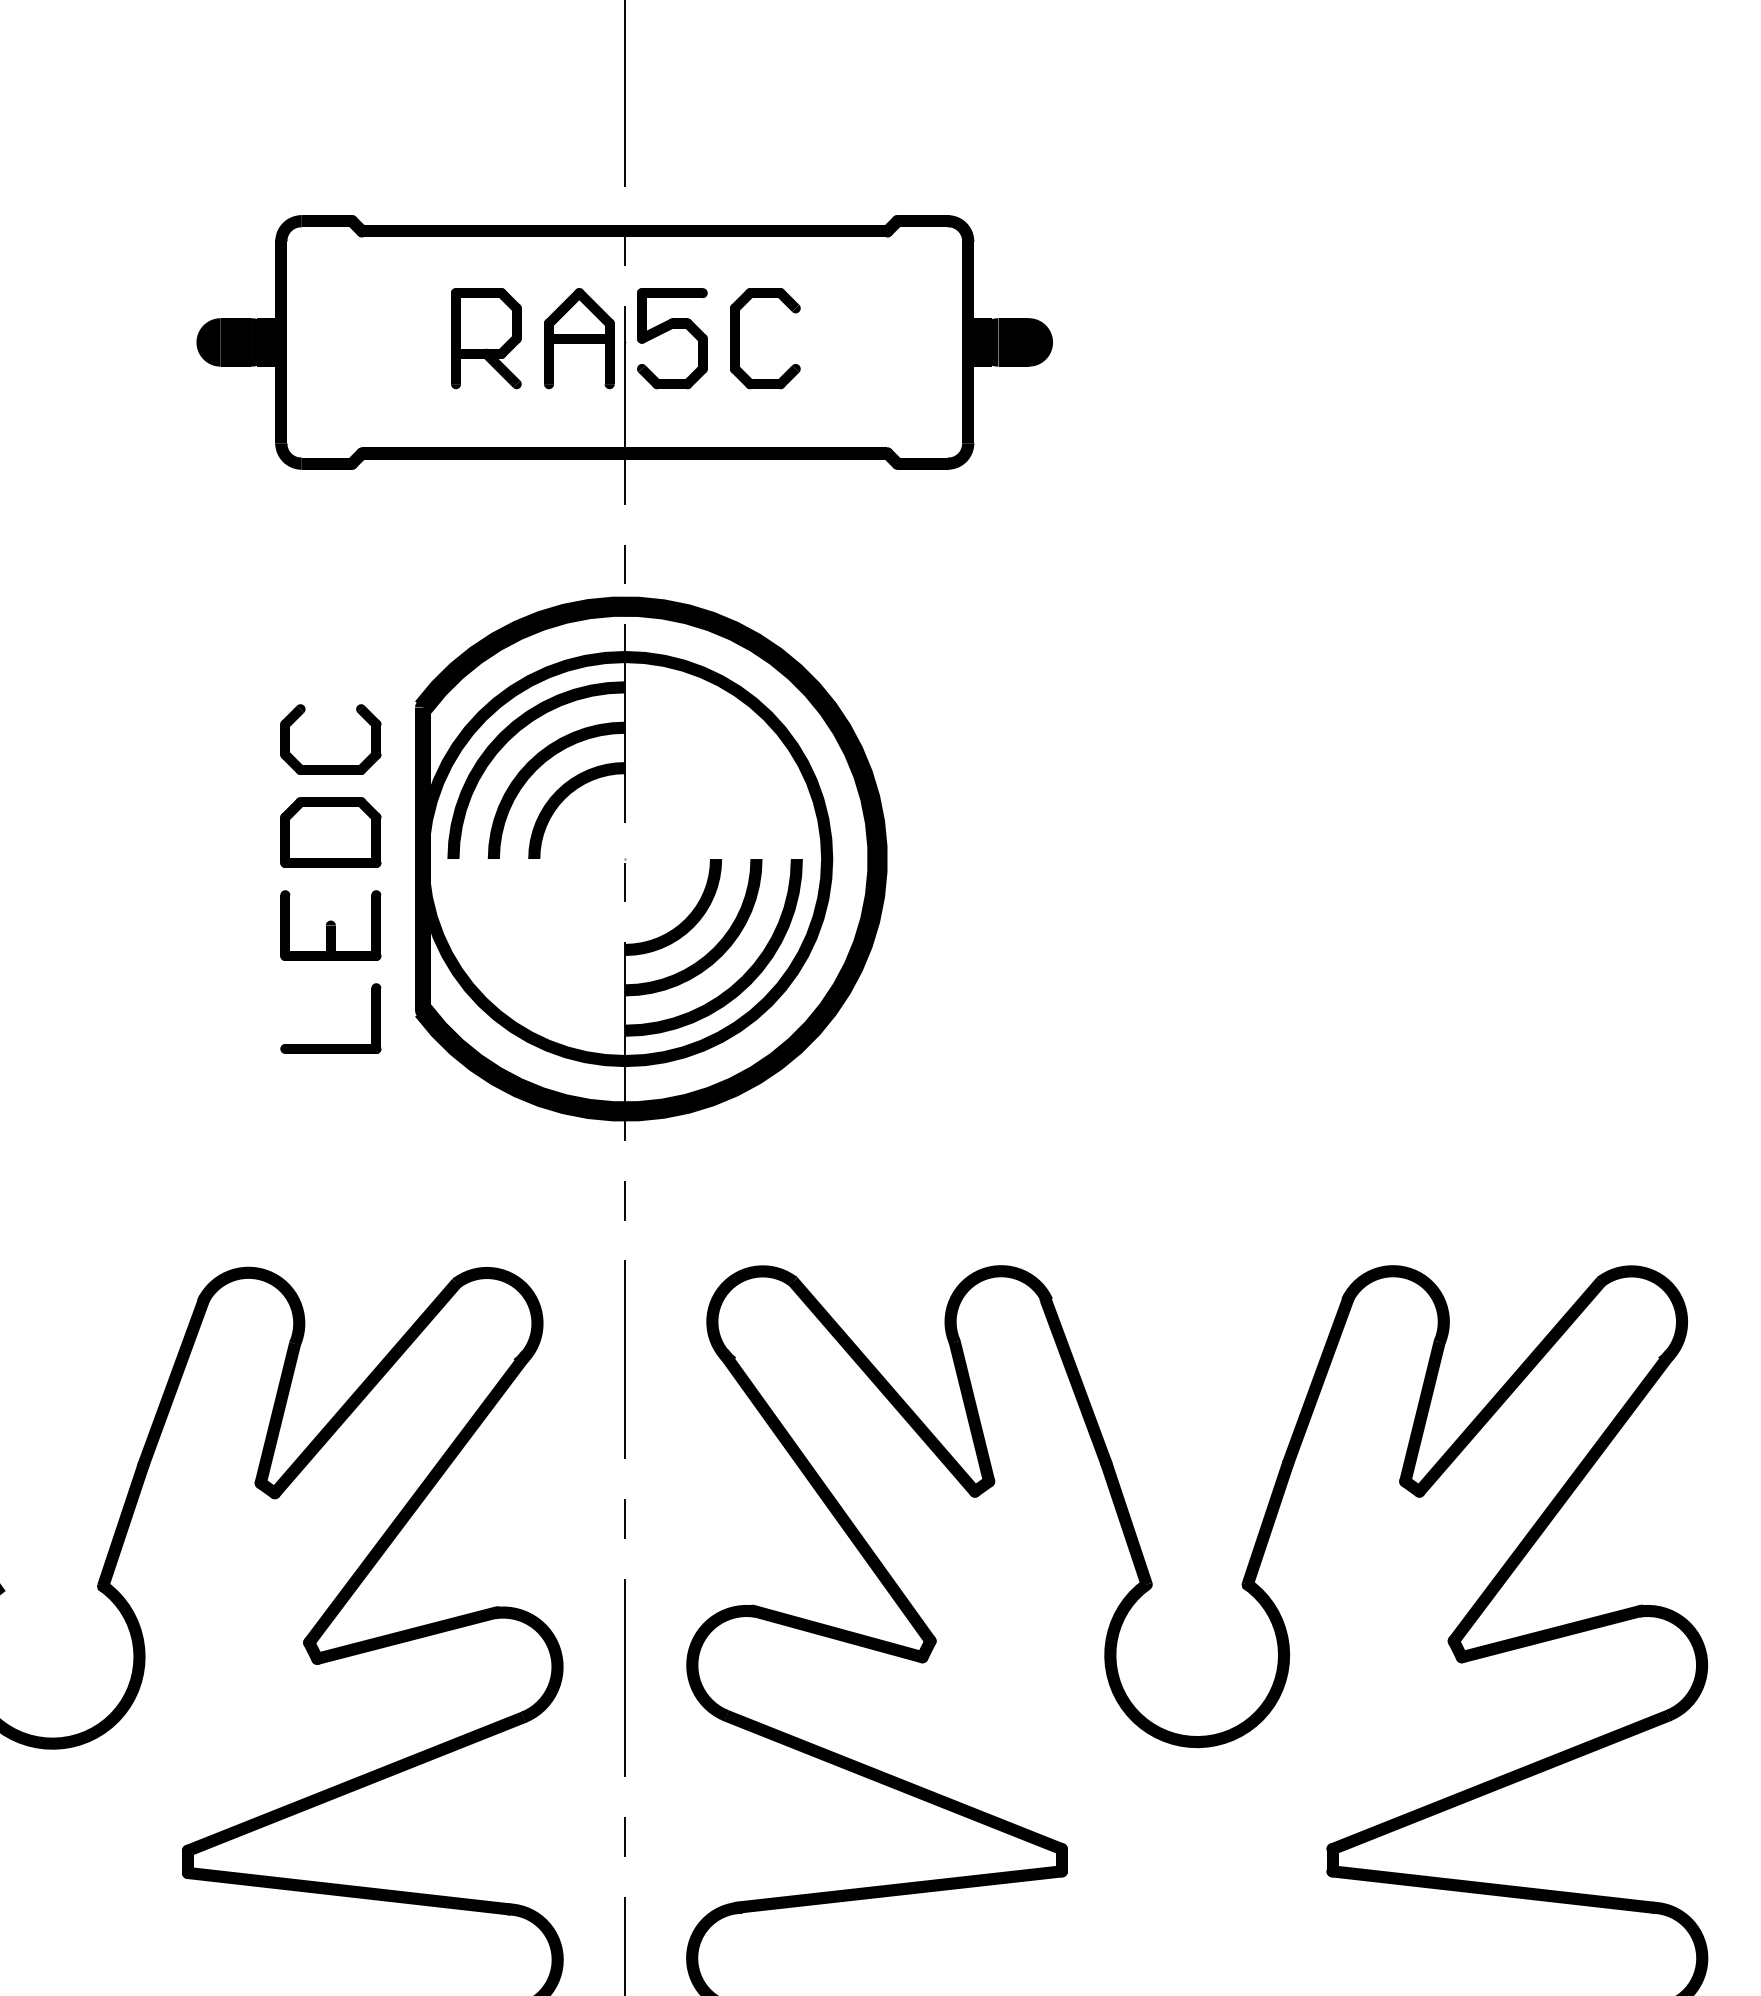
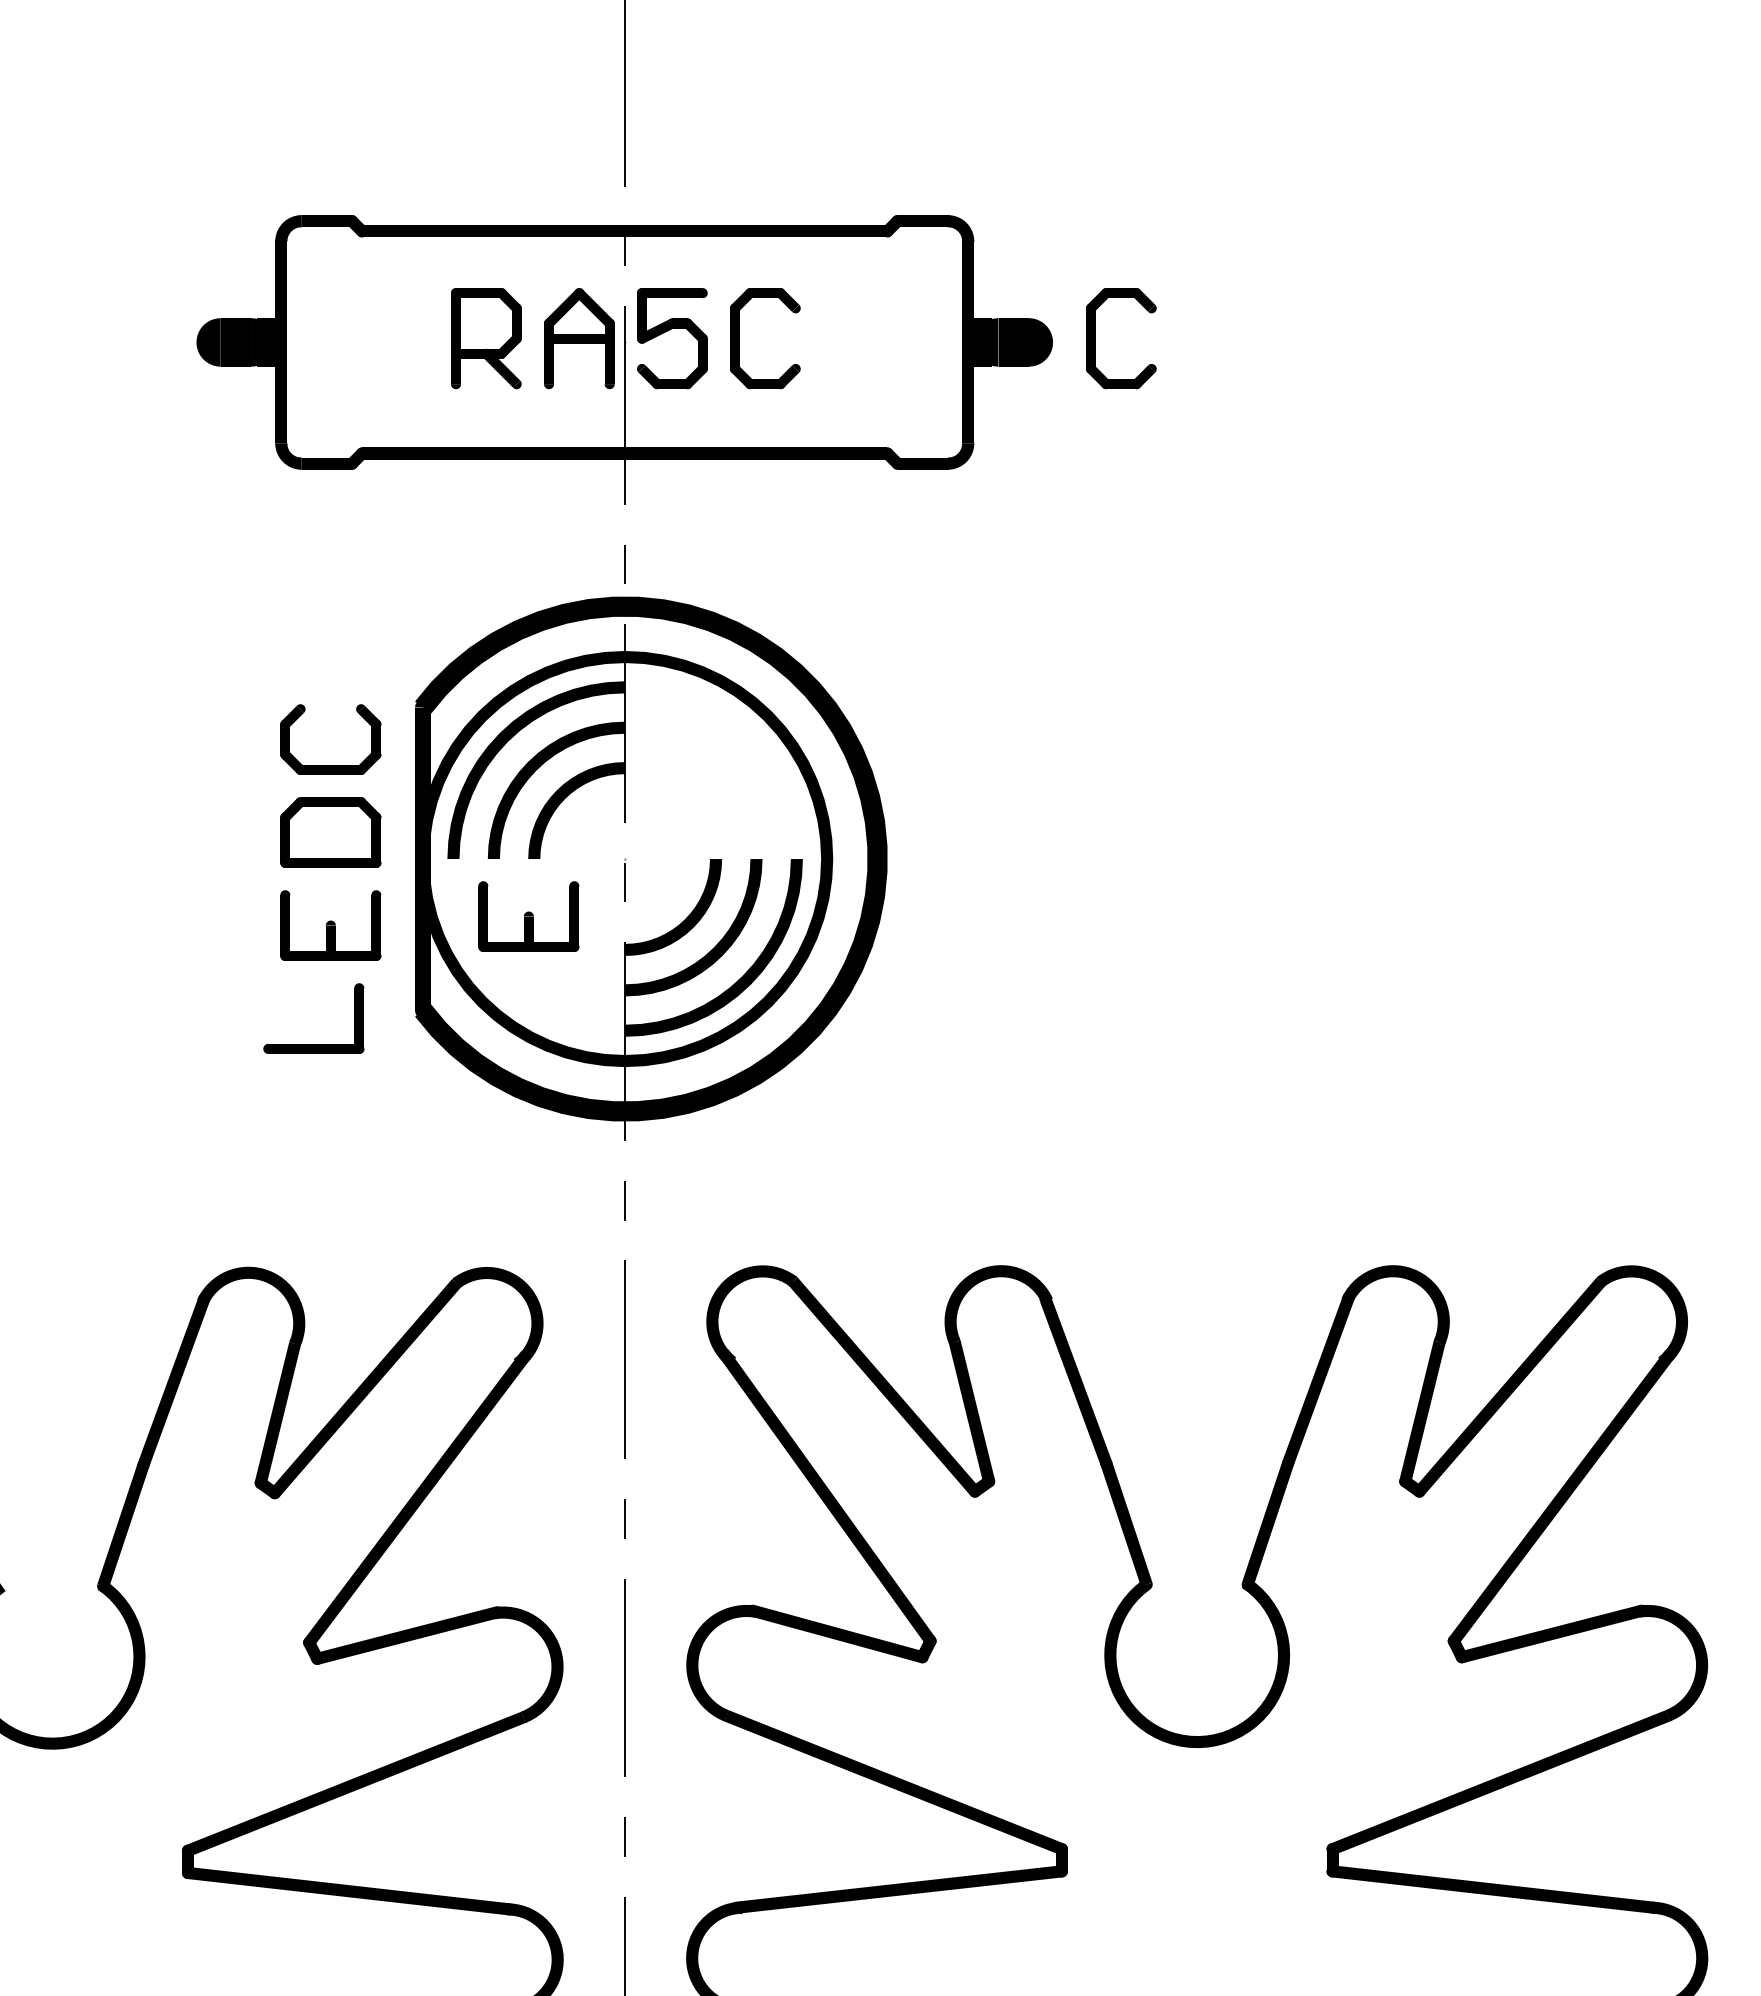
part: none -> present (1095, 338)
part: none -> present (528, 916)
part position: (330, 1044) -> (313, 1044) (313, 1044)
